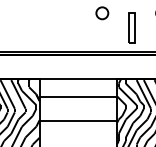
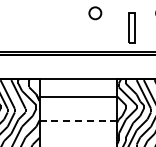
circle position: (102, 13) -> (95, 13) (95, 13)
line: solid -> dashed (78, 120)
